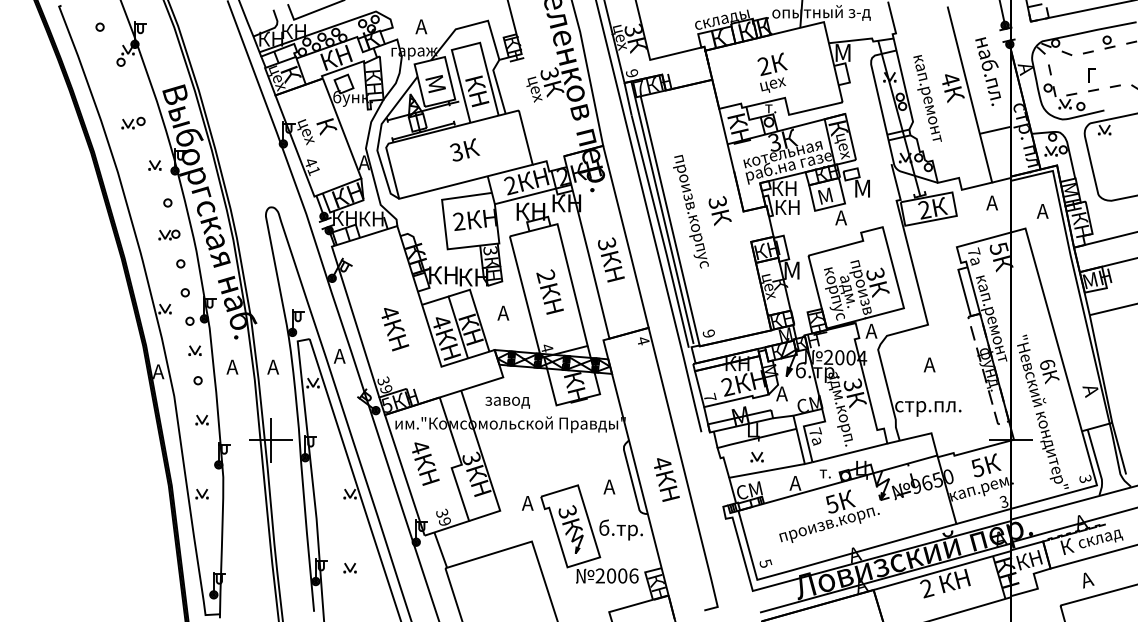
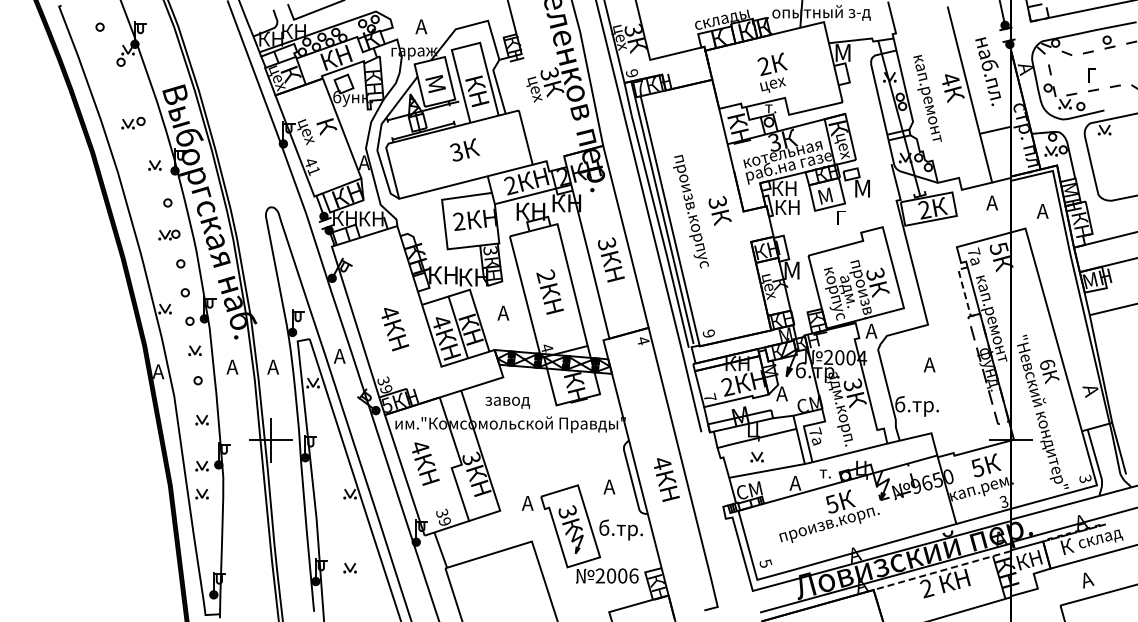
text: А -> Г (840, 217)
line: solid -> dashed (964, 293)
text: стр.пл. -> б.тр. (928, 406)
part: none -> present (201, 465)
line: solid -> dashed (941, 570)
